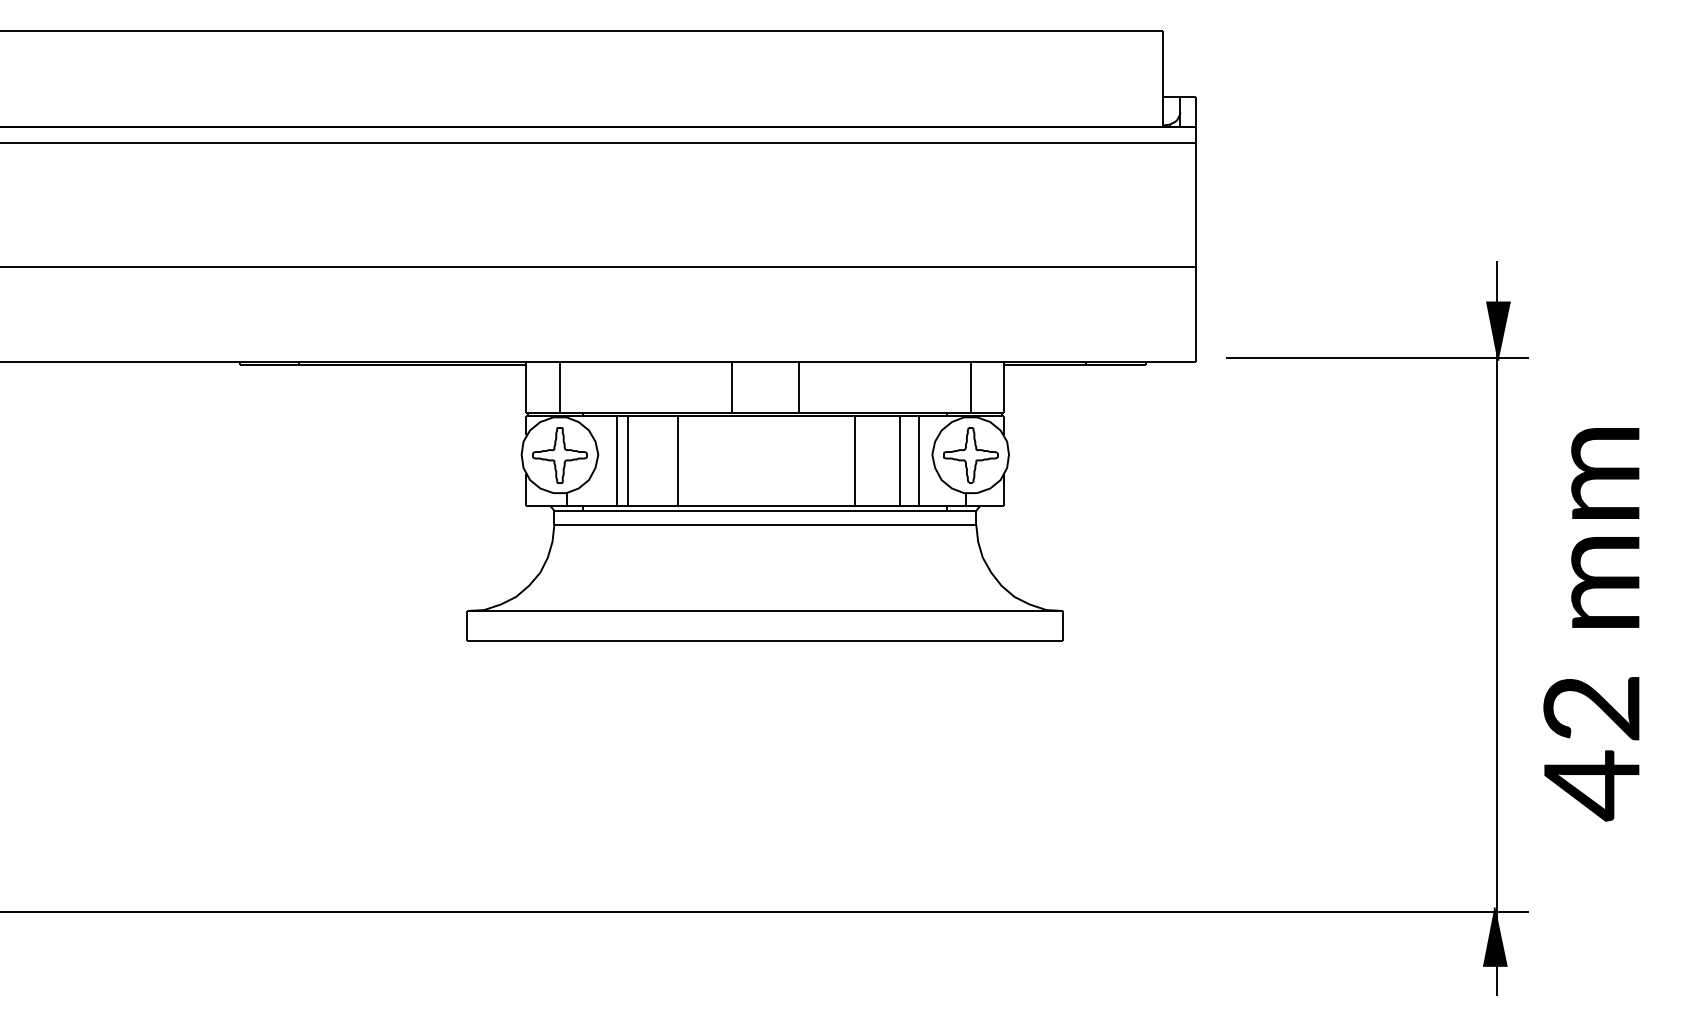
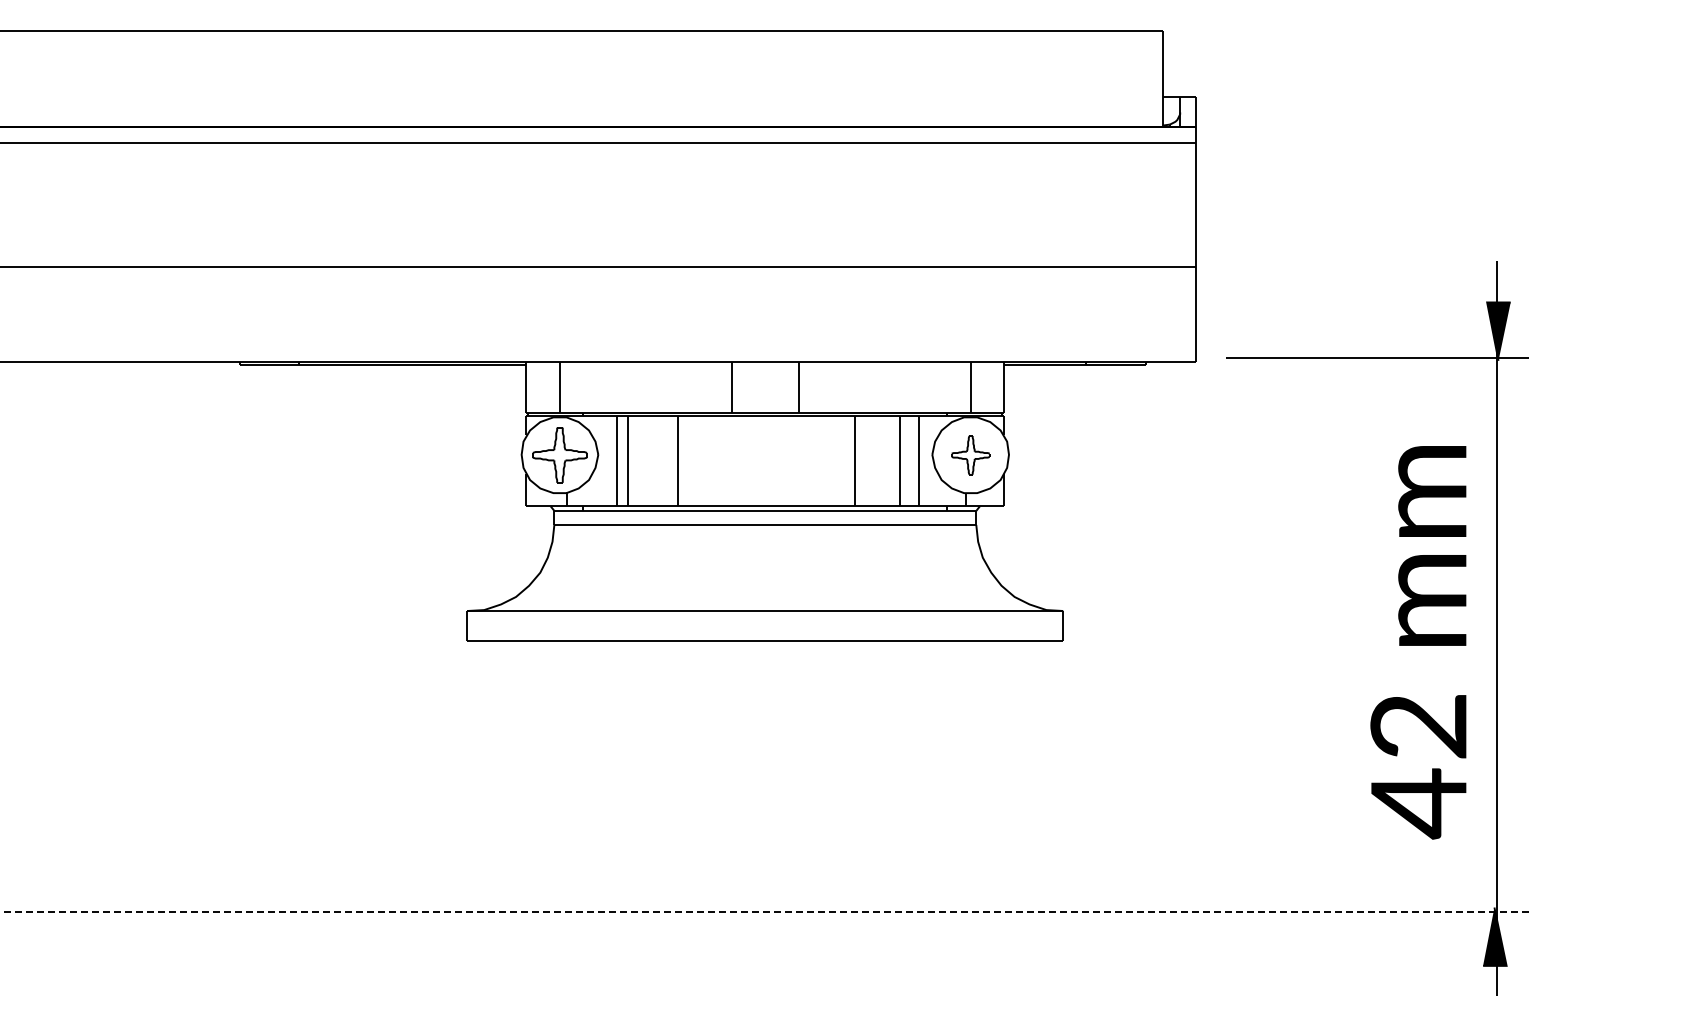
part size: 56x57 px -> 40x41 px (970, 455)
text position: (1591, 624) -> (1418, 642) (1418, 642)
line: solid -> dashed (764, 912)
